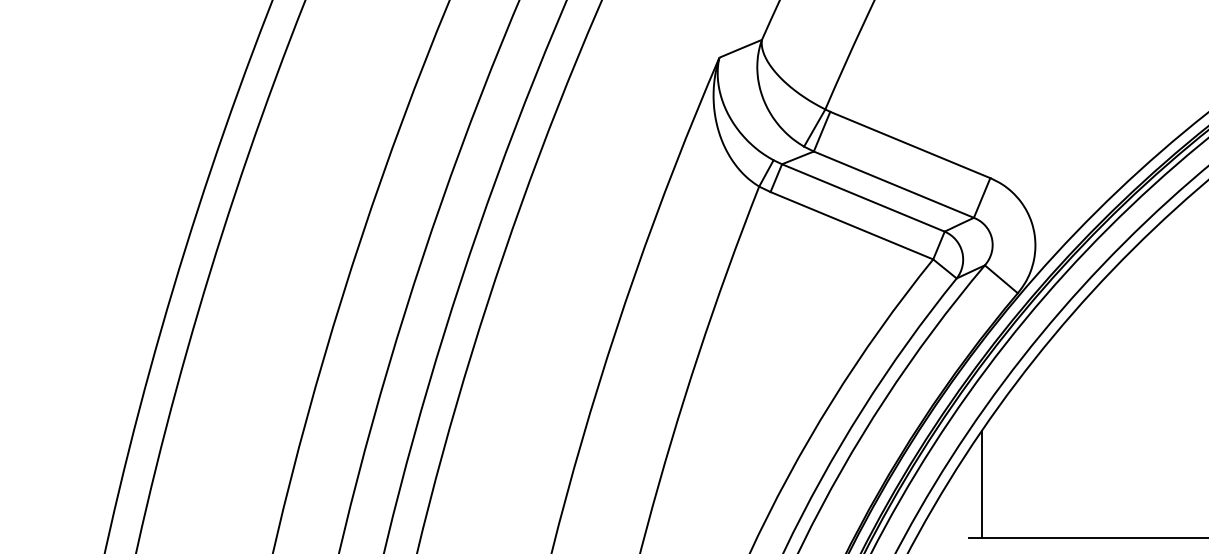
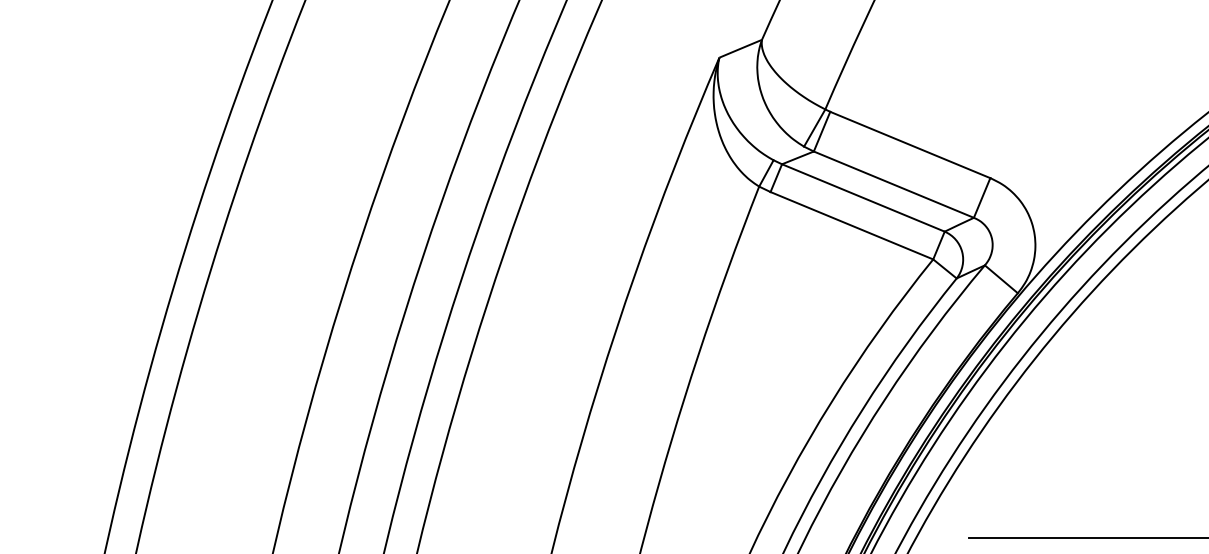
line: present -> none (982, 483)
